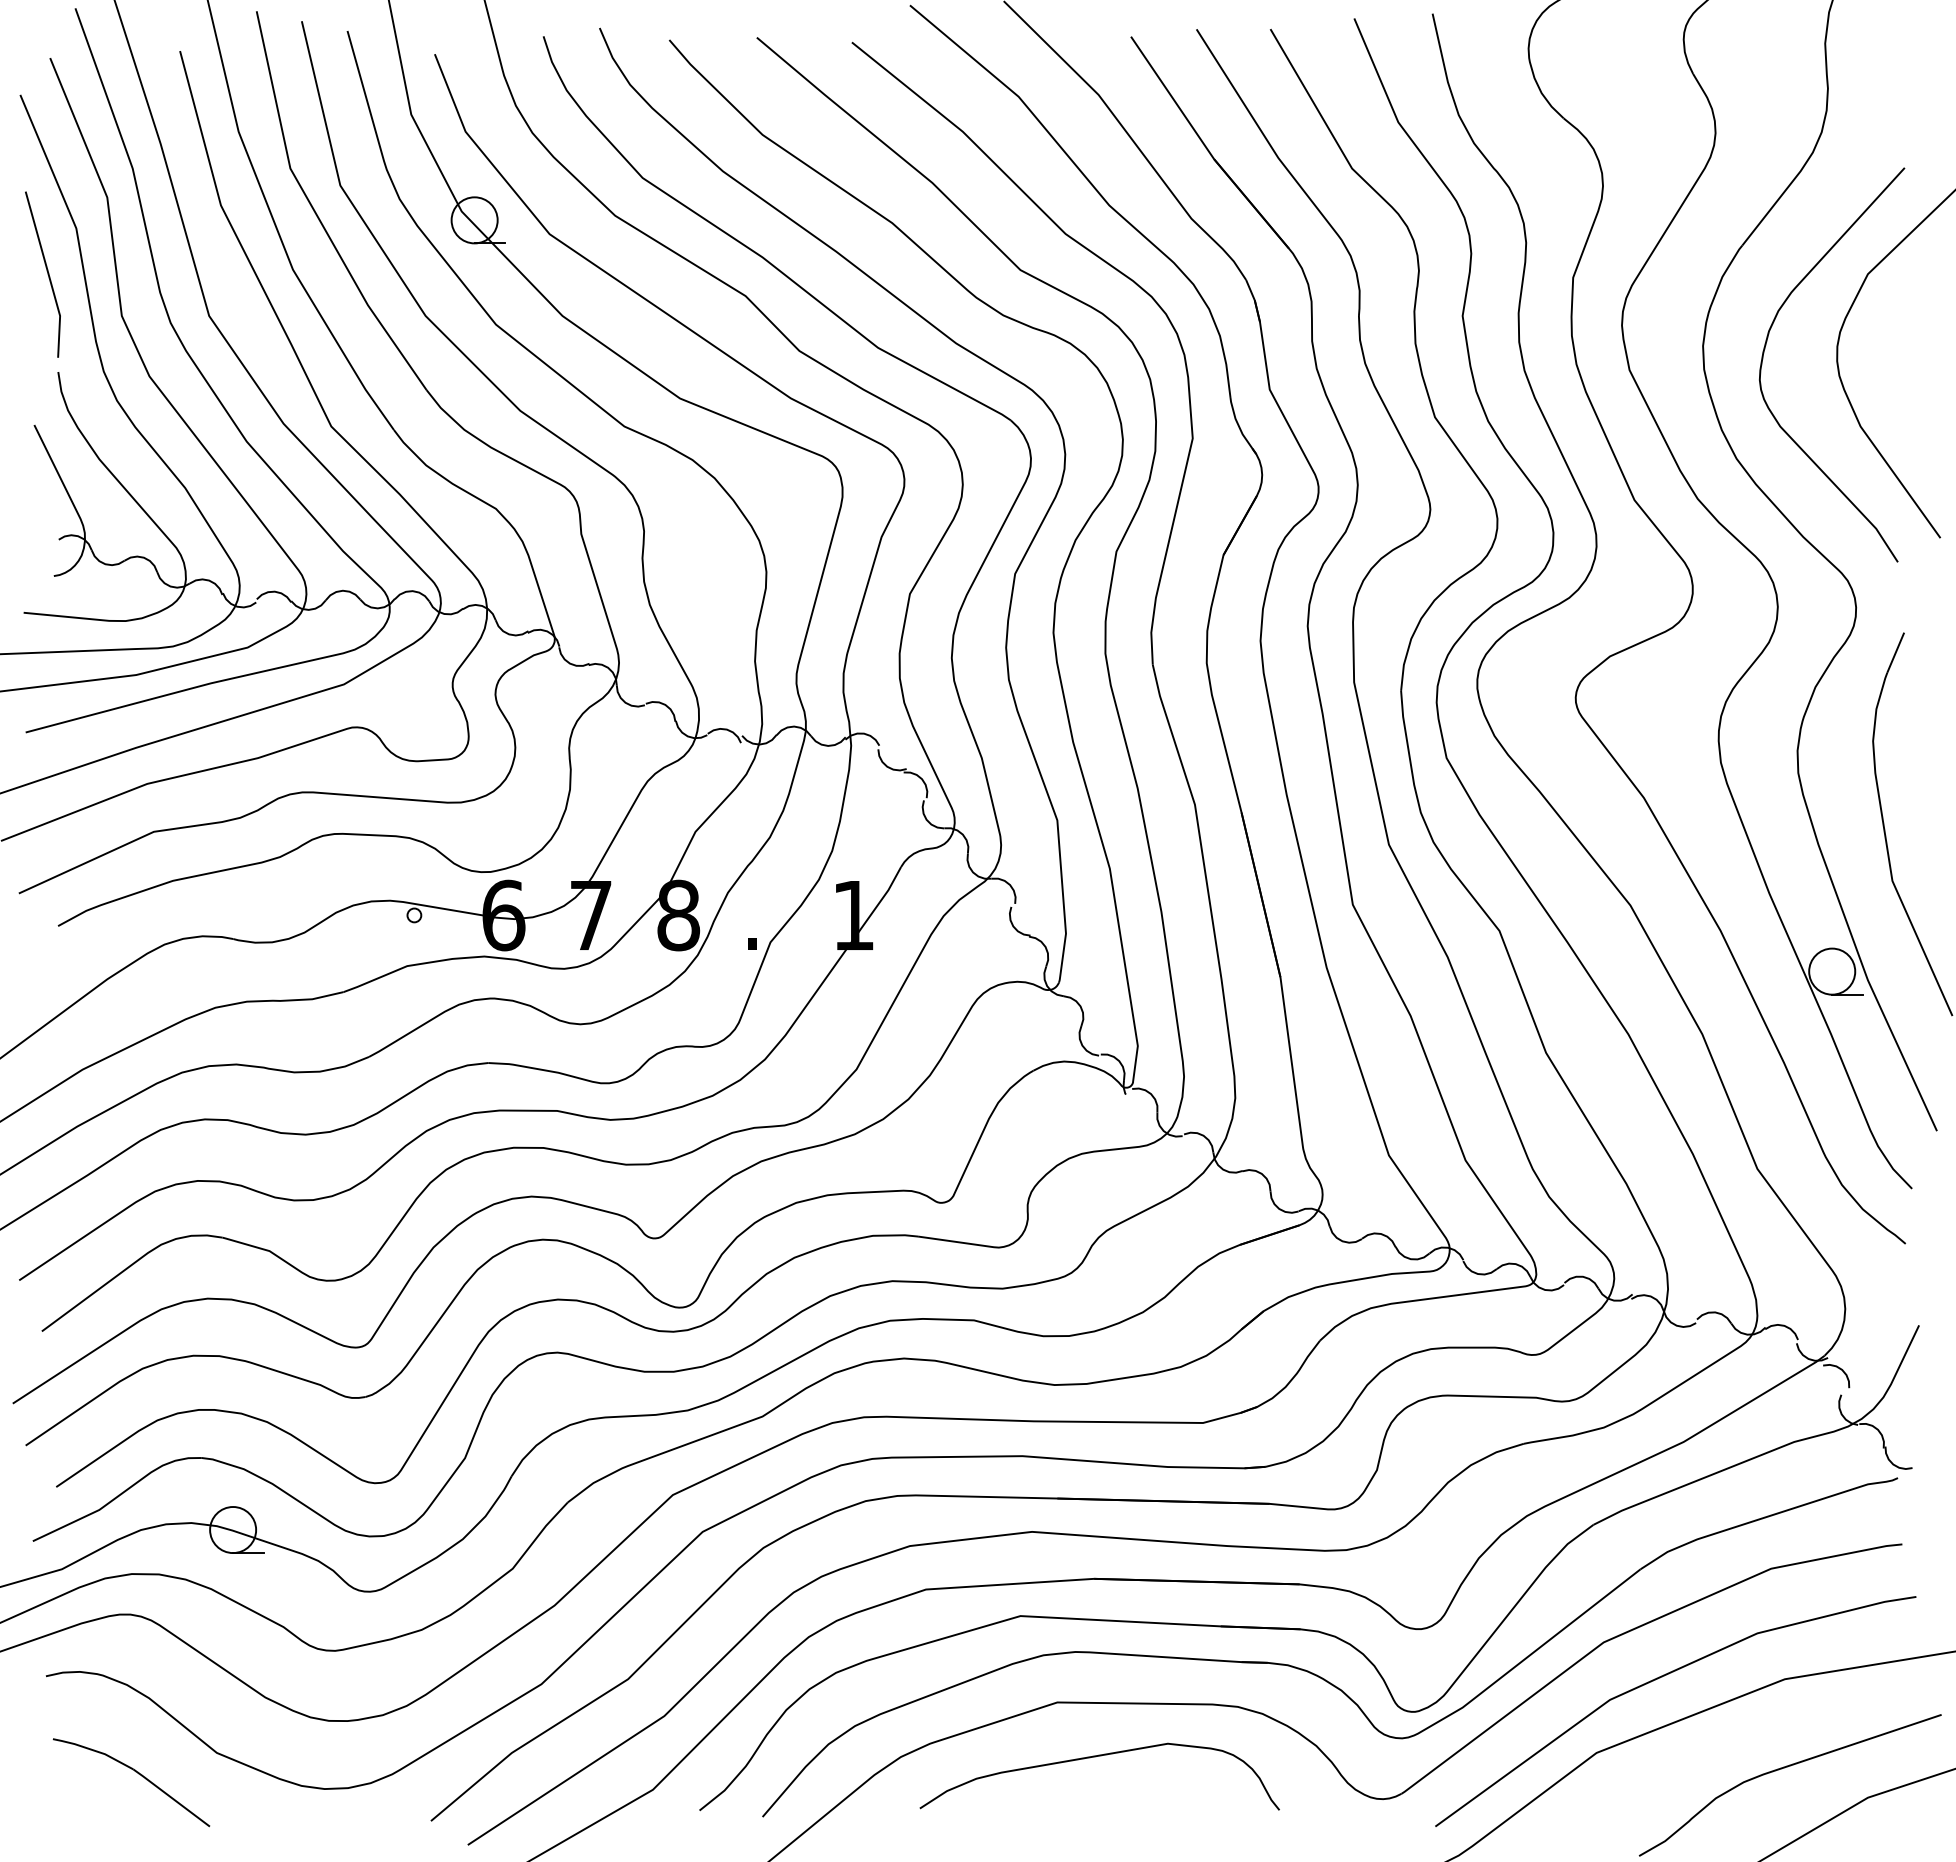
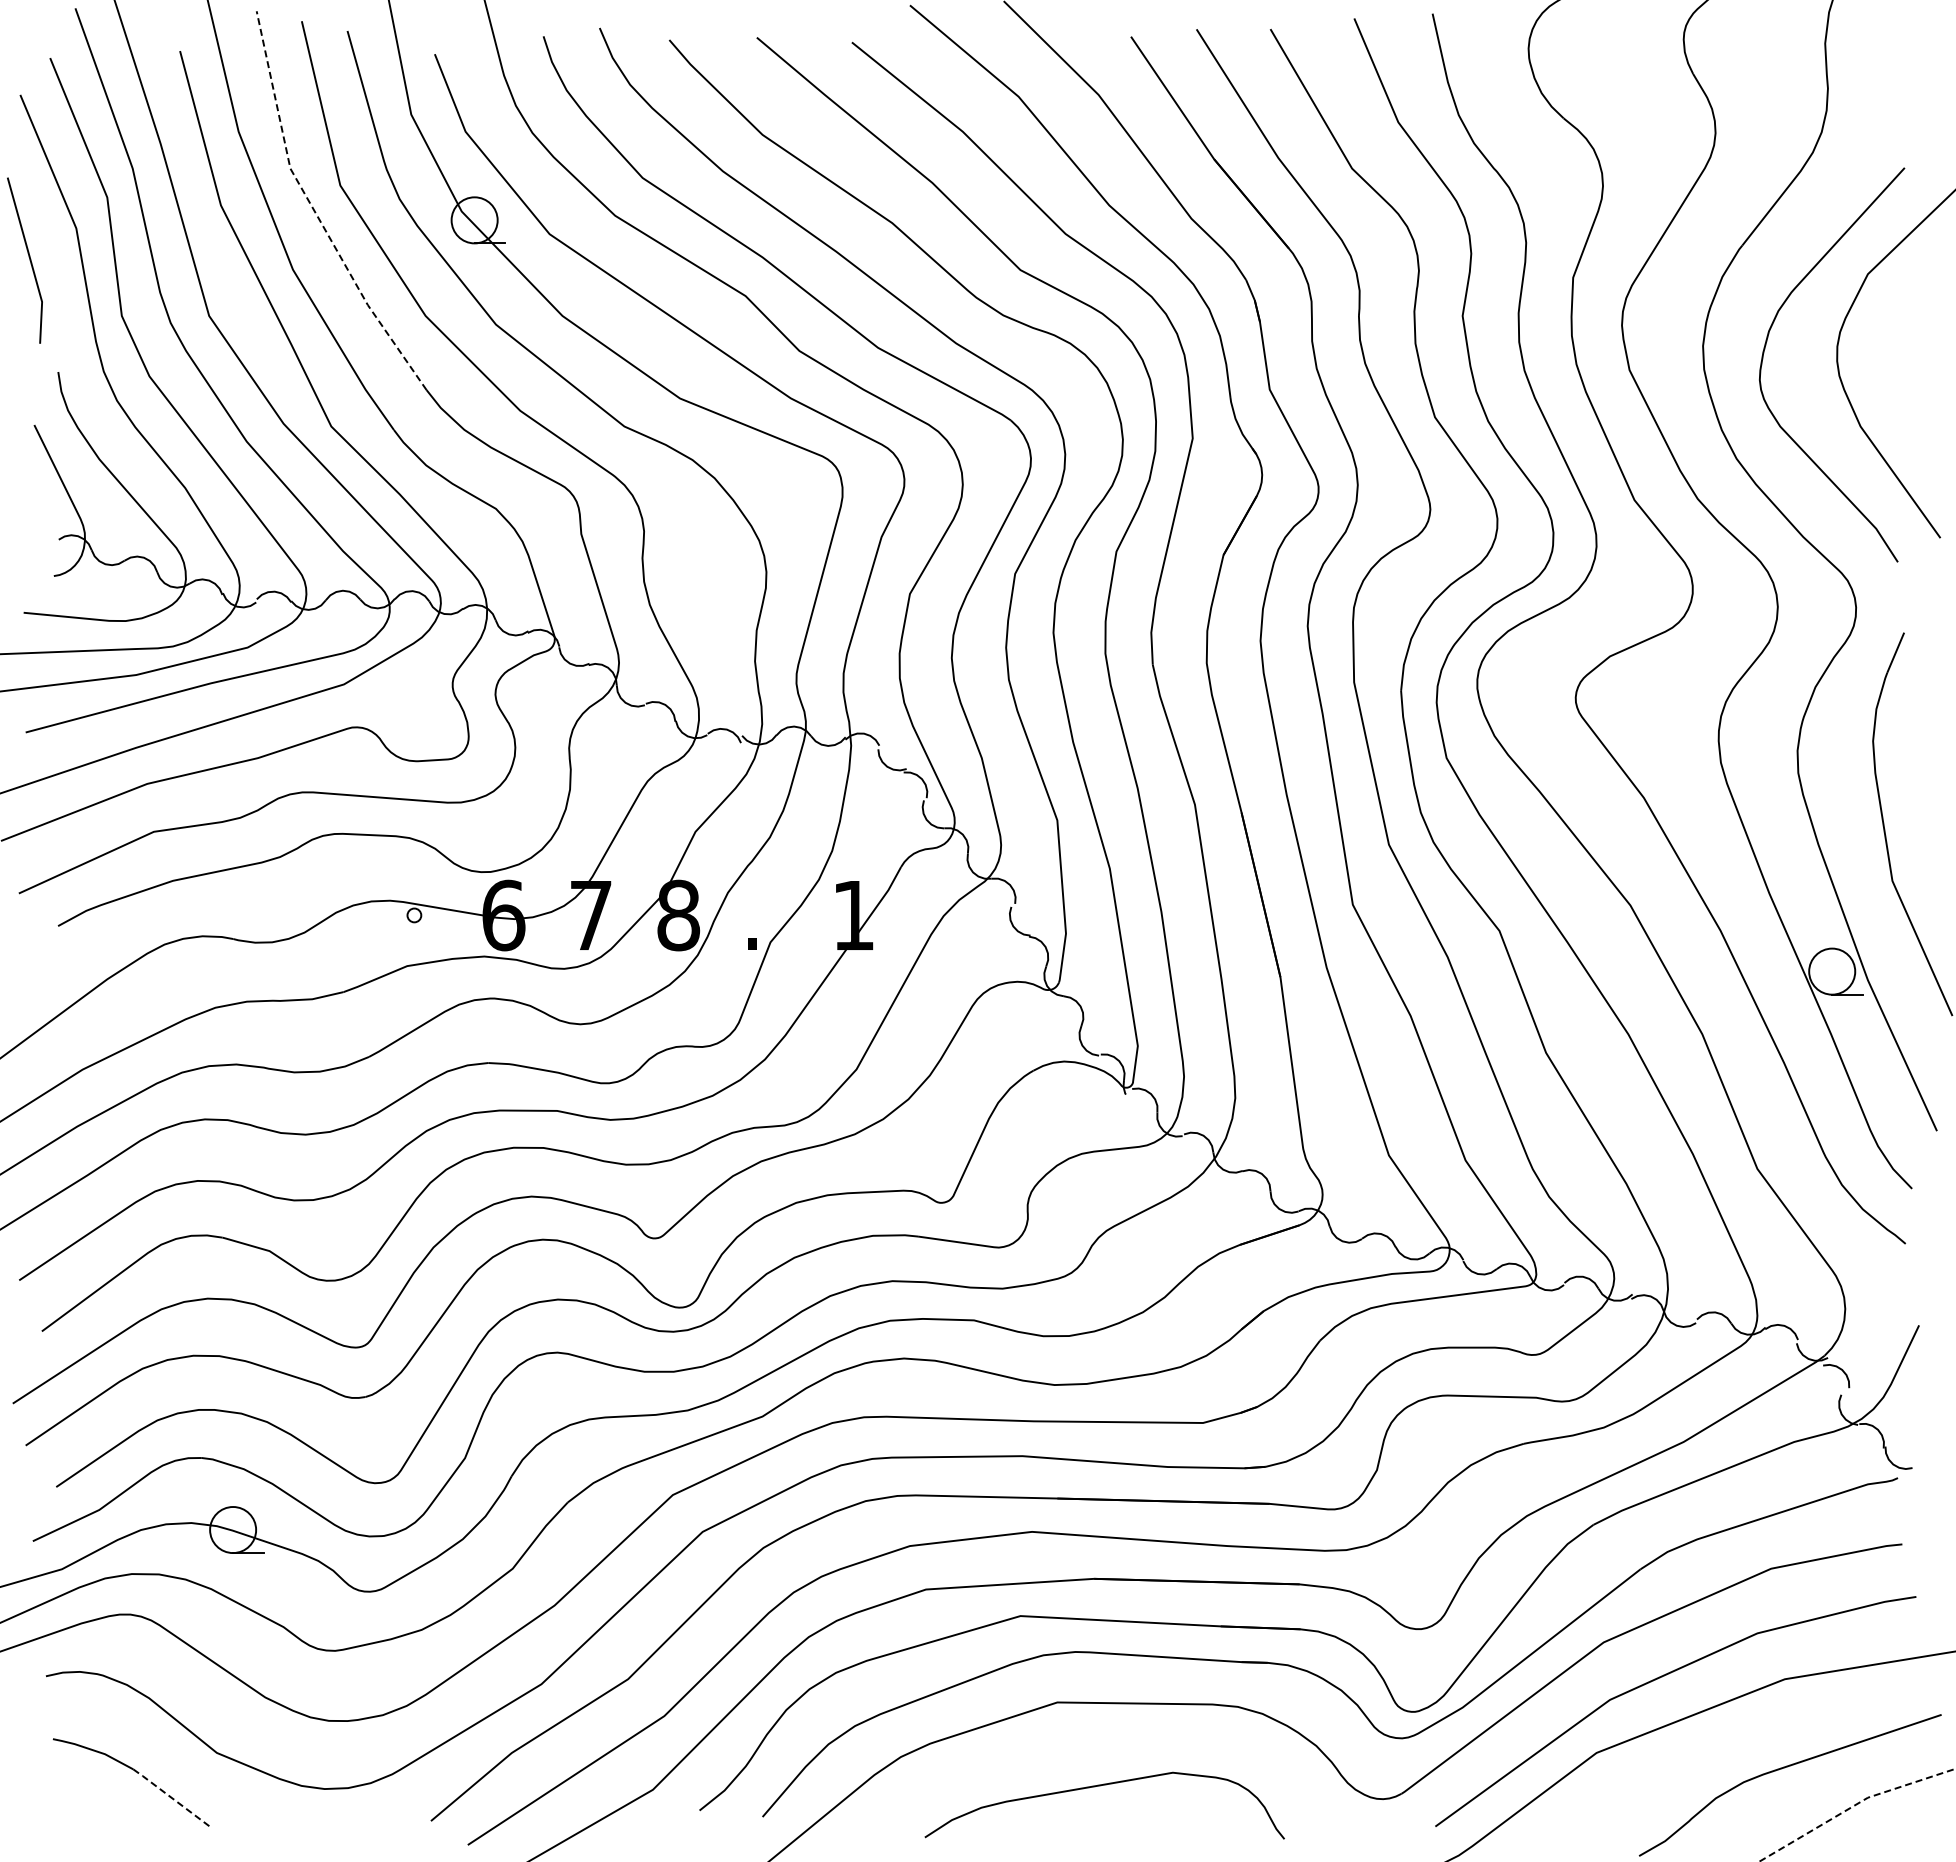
line: solid -> dashed (314, 211)
line position: (46, 271) -> (28, 257) (28, 257)
curve position: (1095, 1757) -> (1100, 1786) (1100, 1786)
line: solid -> dashed (171, 1797)
line: solid -> dashed (1854, 1805)
